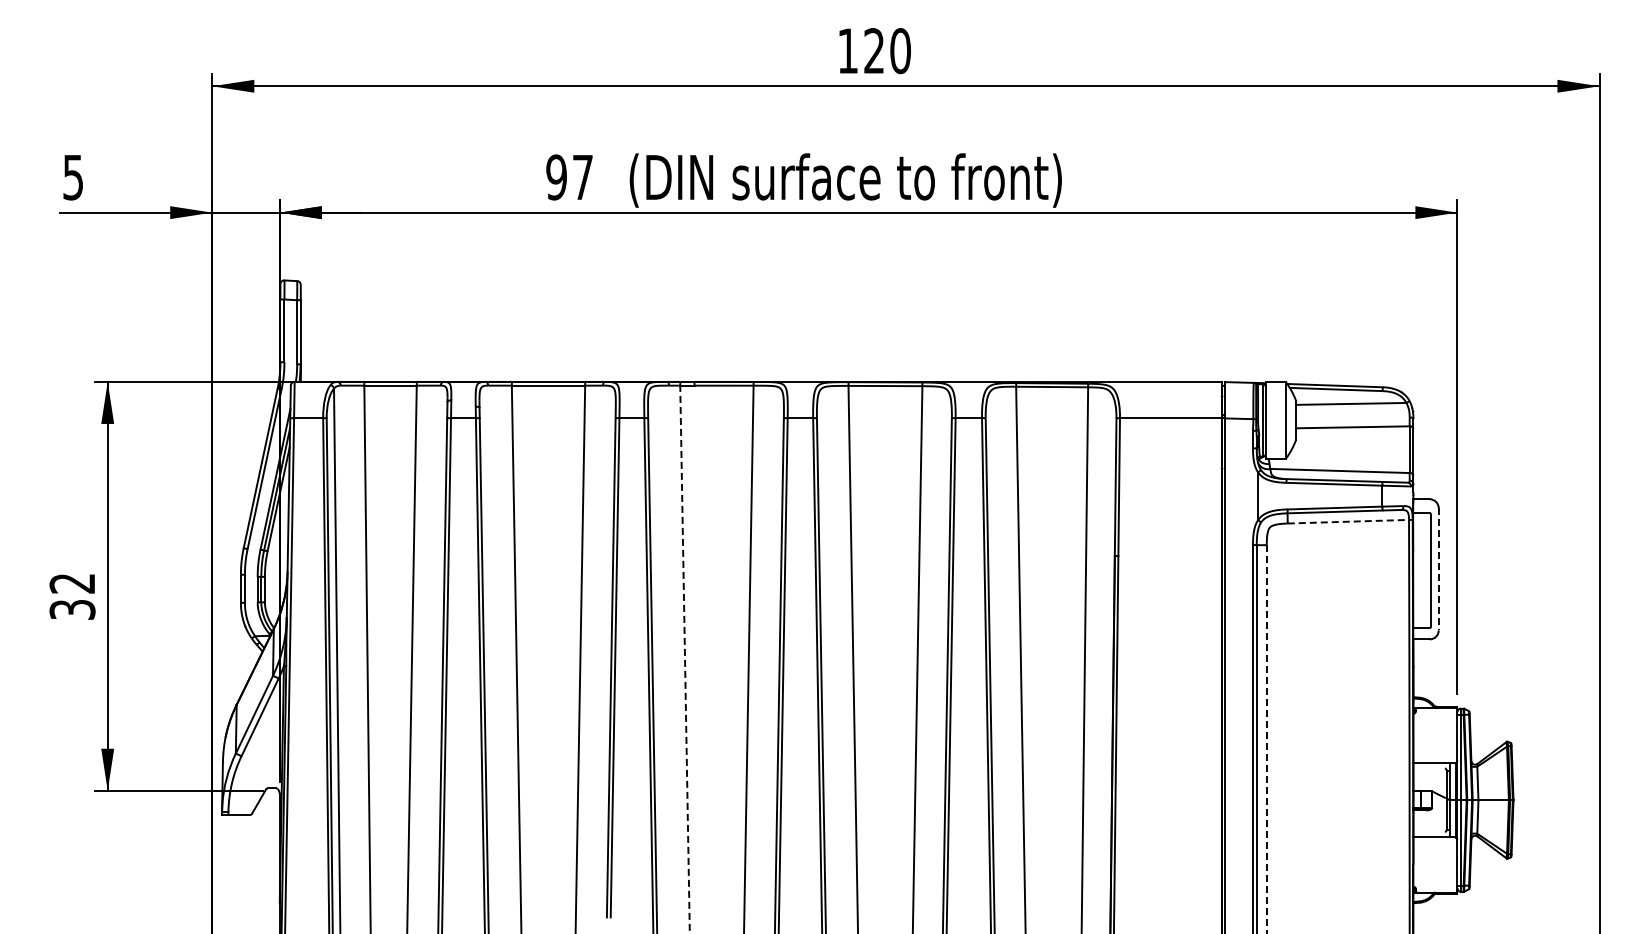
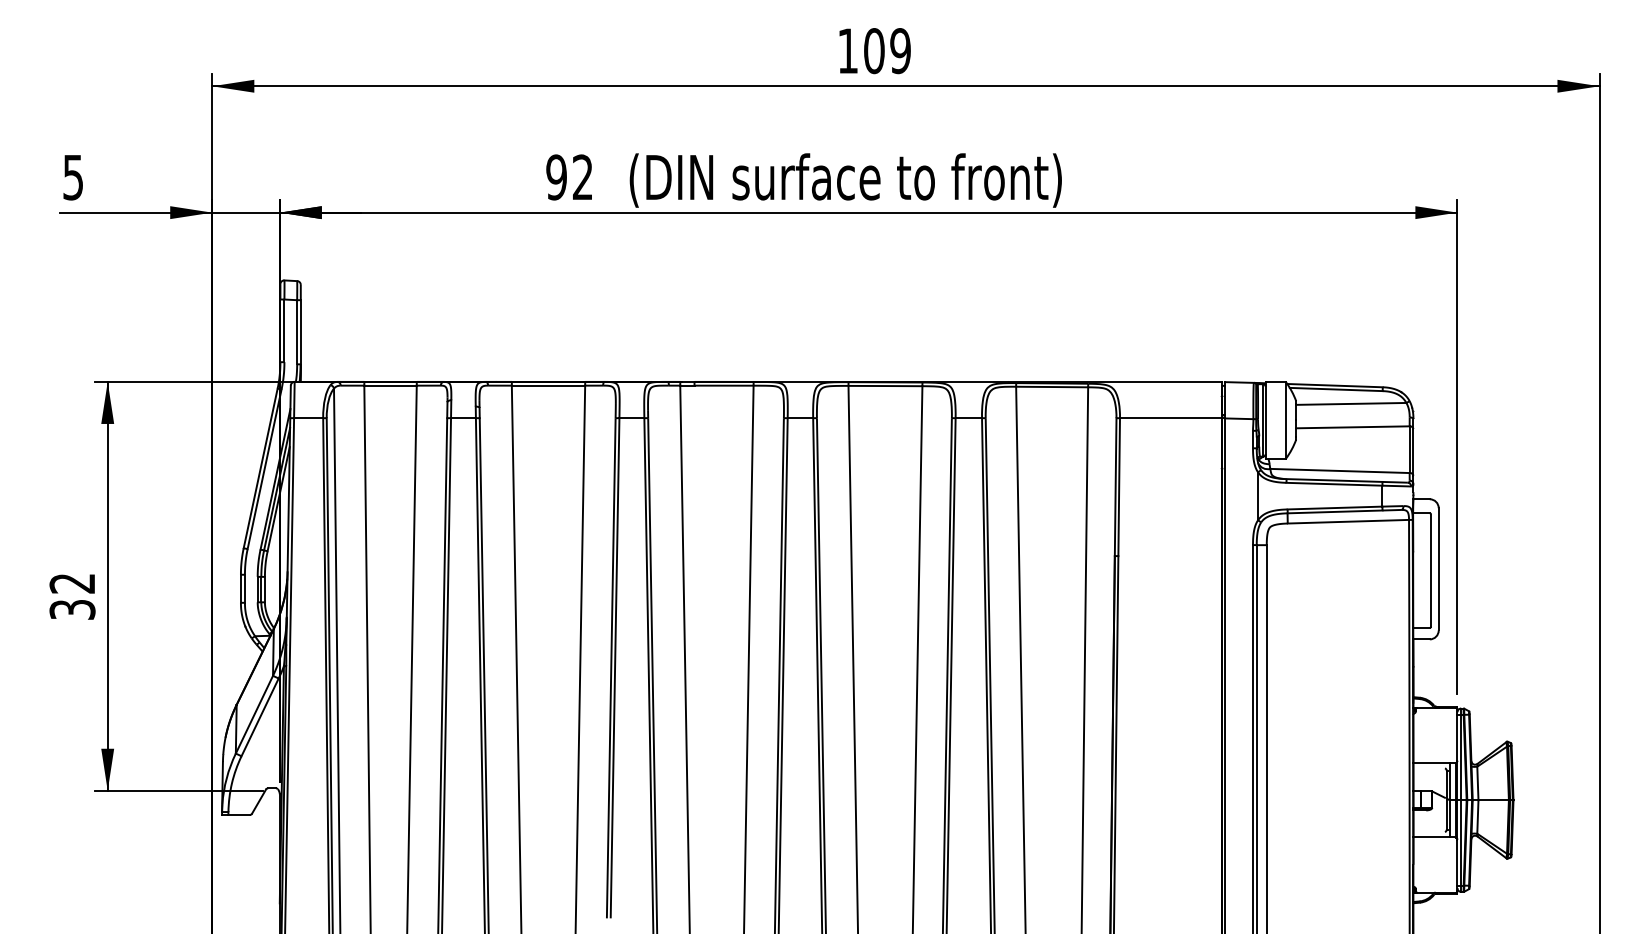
text: 120 -> 109 (887, 51)
text: 97 -> 92 (582, 176)
line: dashed -> solid (1348, 521)
line: dashed -> solid (1438, 569)
line: dashed -> solid (685, 659)
line: dashed -> solid (1266, 739)
